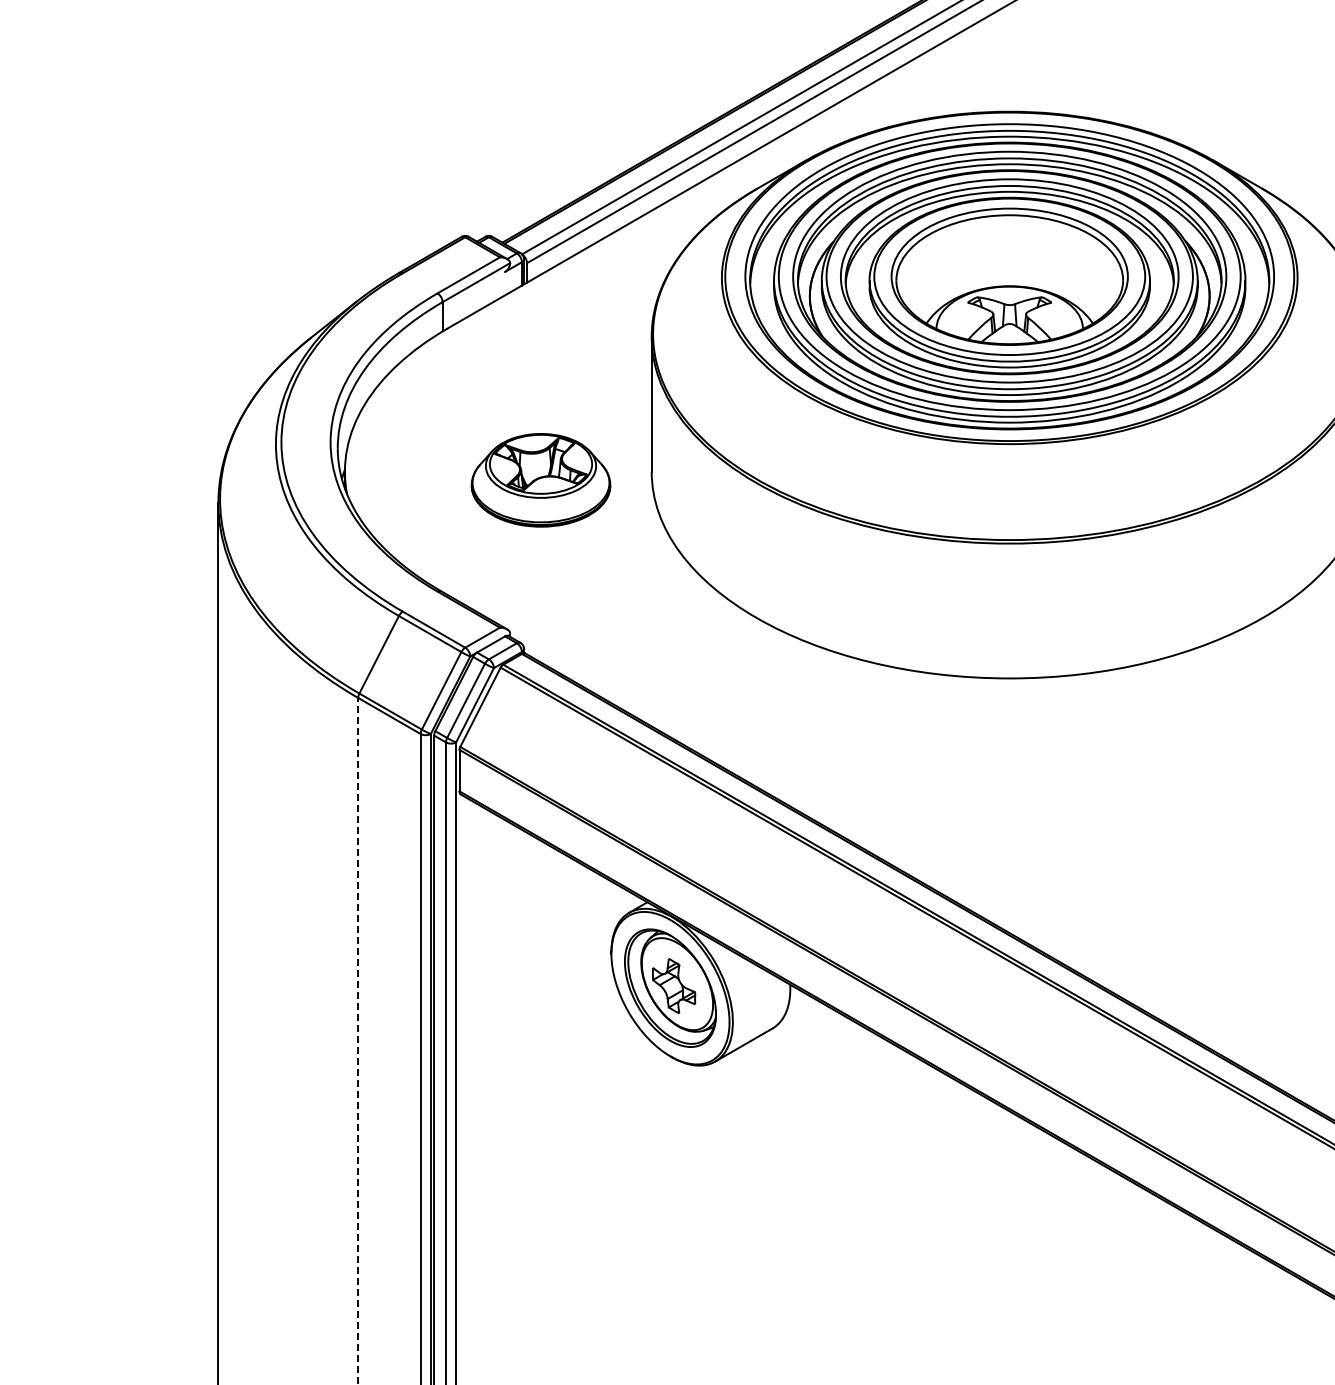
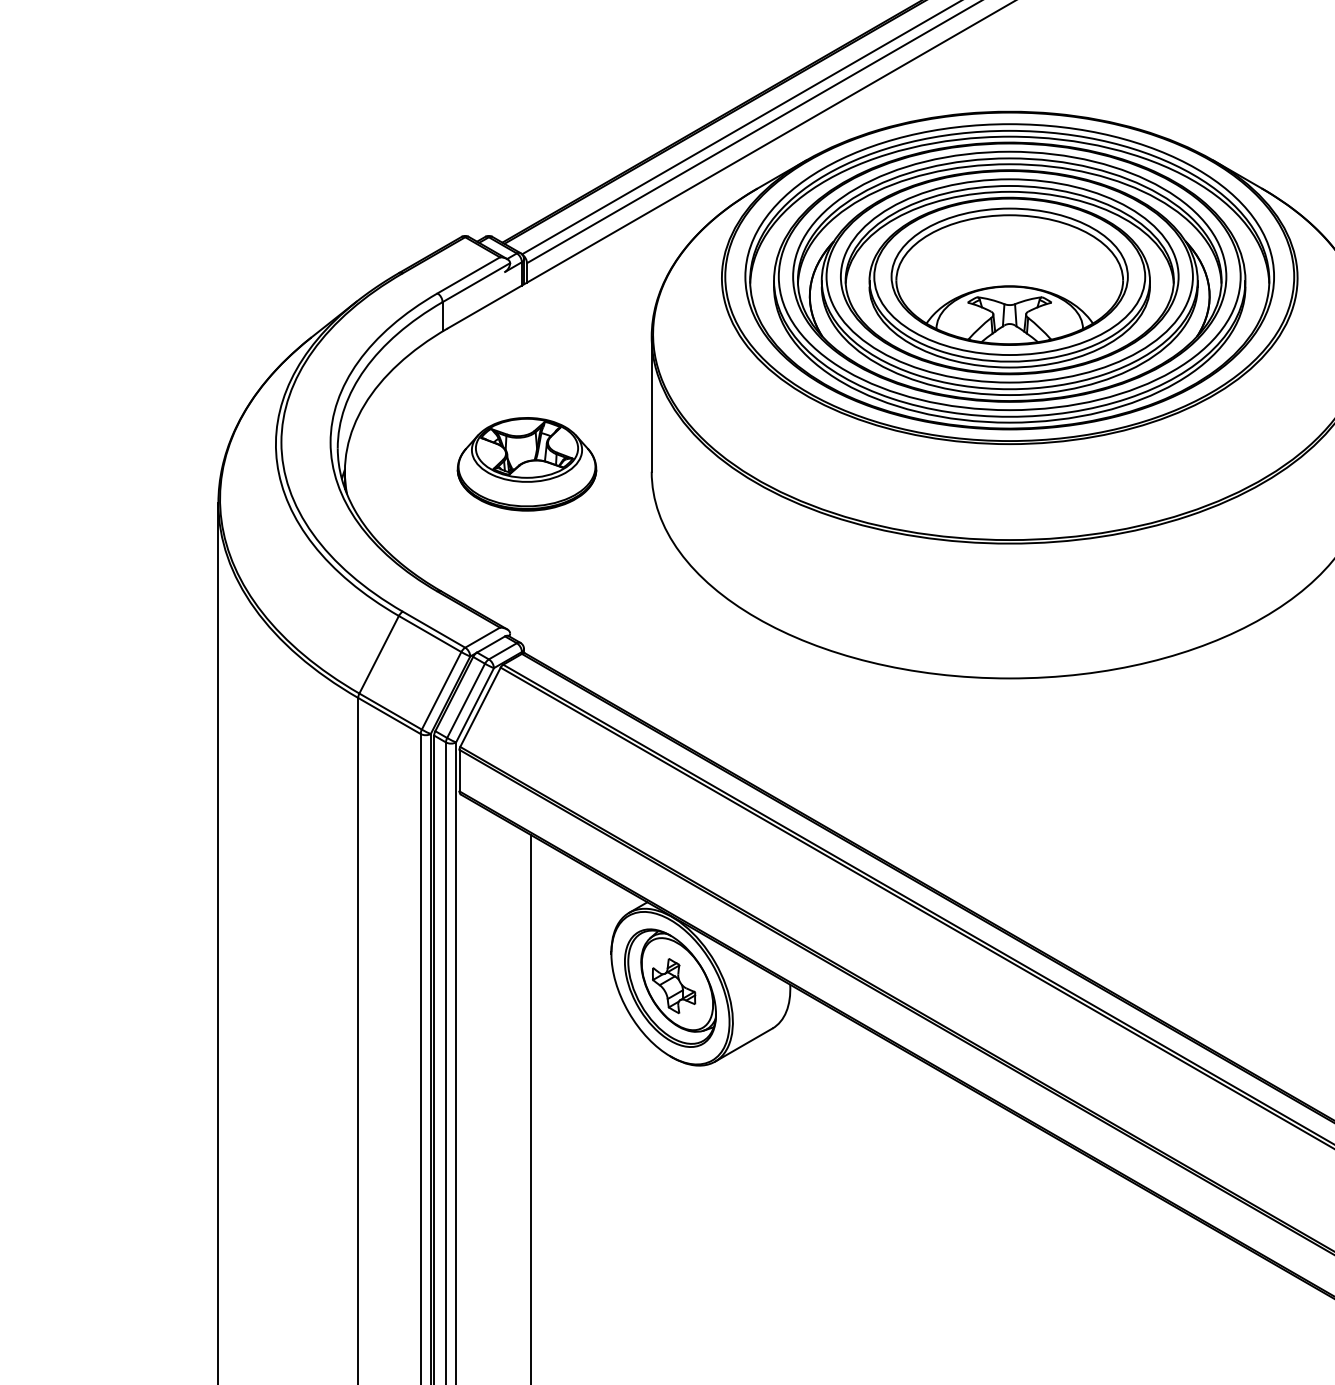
part position: (540, 480) -> (526, 464) (526, 464)
line: dashed -> solid (358, 1040)
line: none -> present (531, 1108)
